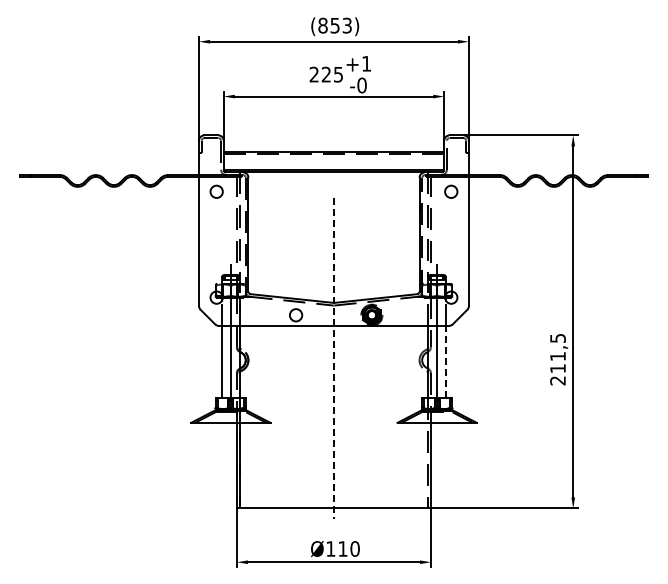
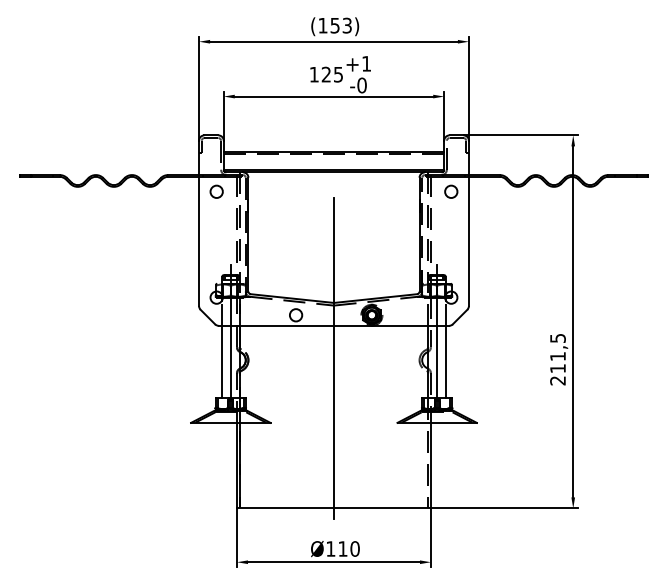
text: 853 -> 153 (322, 25)
text: 225 -> 125 (313, 74)
line: dashed -> solid (334, 358)
line: dashed -> solid (446, 361)
